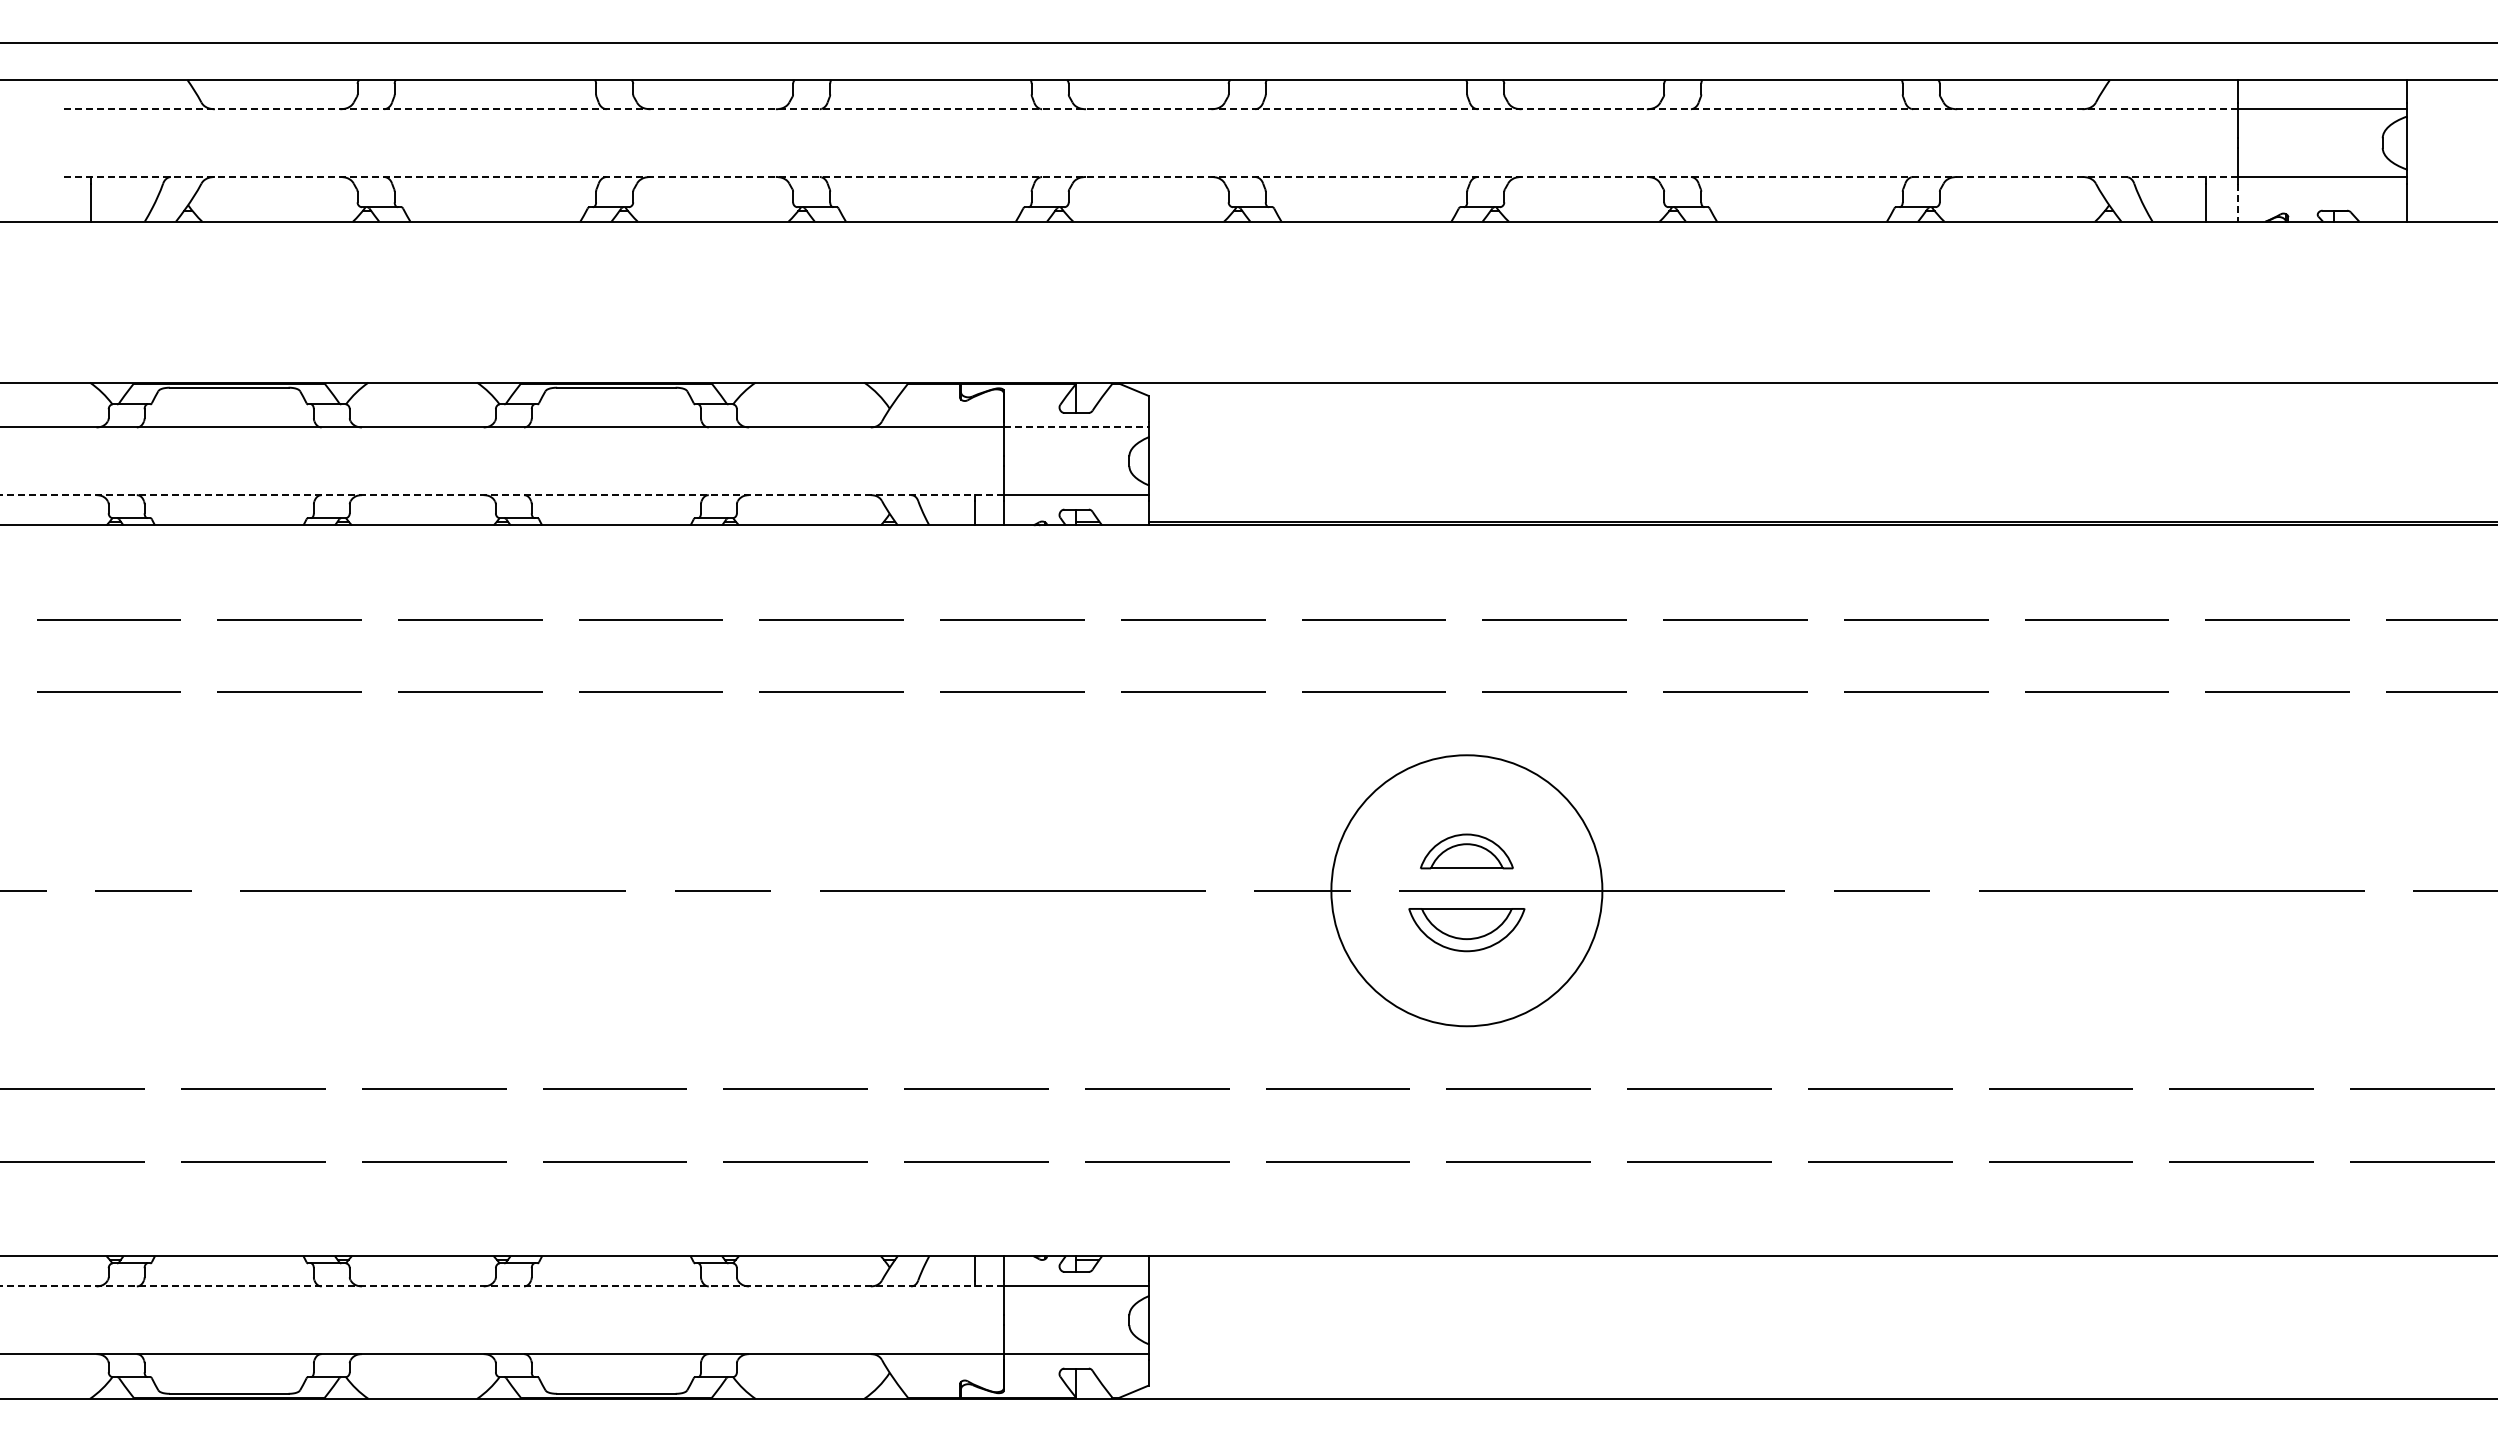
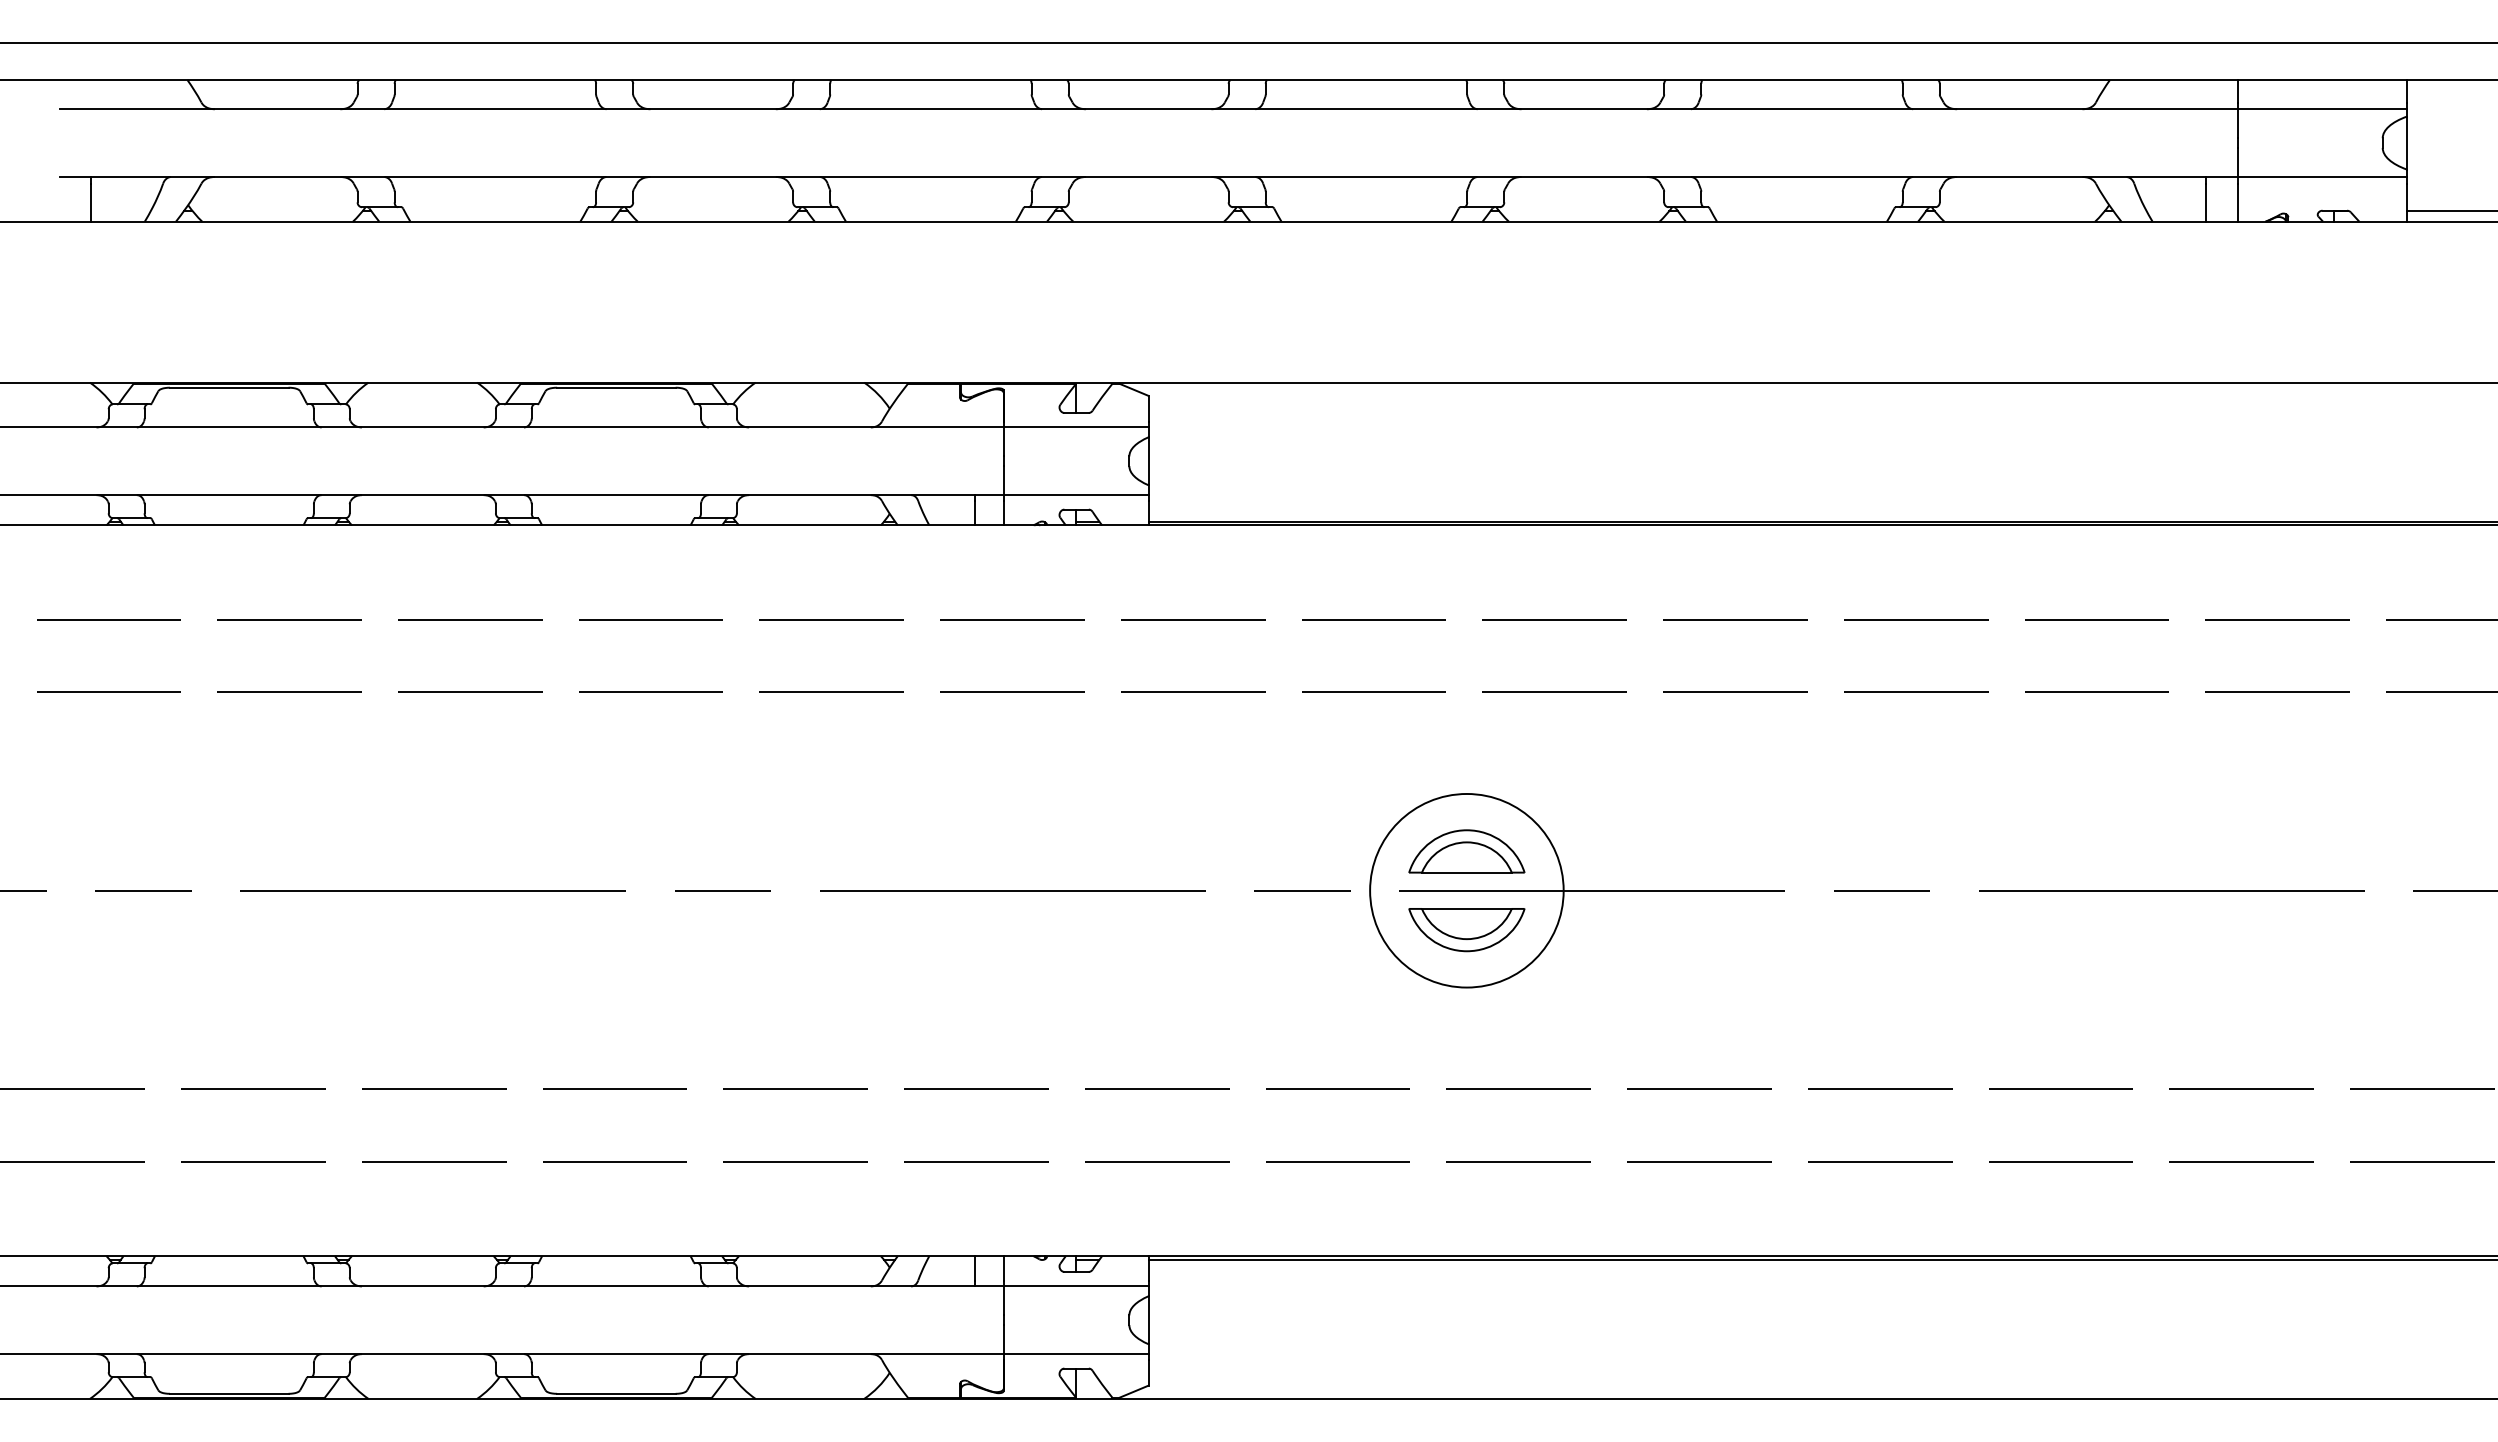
line: dashed -> solid (1148, 109)
line: dashed -> solid (1148, 176)
line: dashed -> solid (2237, 203)
line: none -> present (2450, 210)
line: dashed -> solid (1076, 427)
line: dashed -> solid (501, 495)
part size: 94x37 px -> 118x45 px (1466, 851)
circle diameter: 271 px -> 194 px (1466, 890)
line: none -> present (1821, 1259)
line: dashed -> solid (501, 1286)
